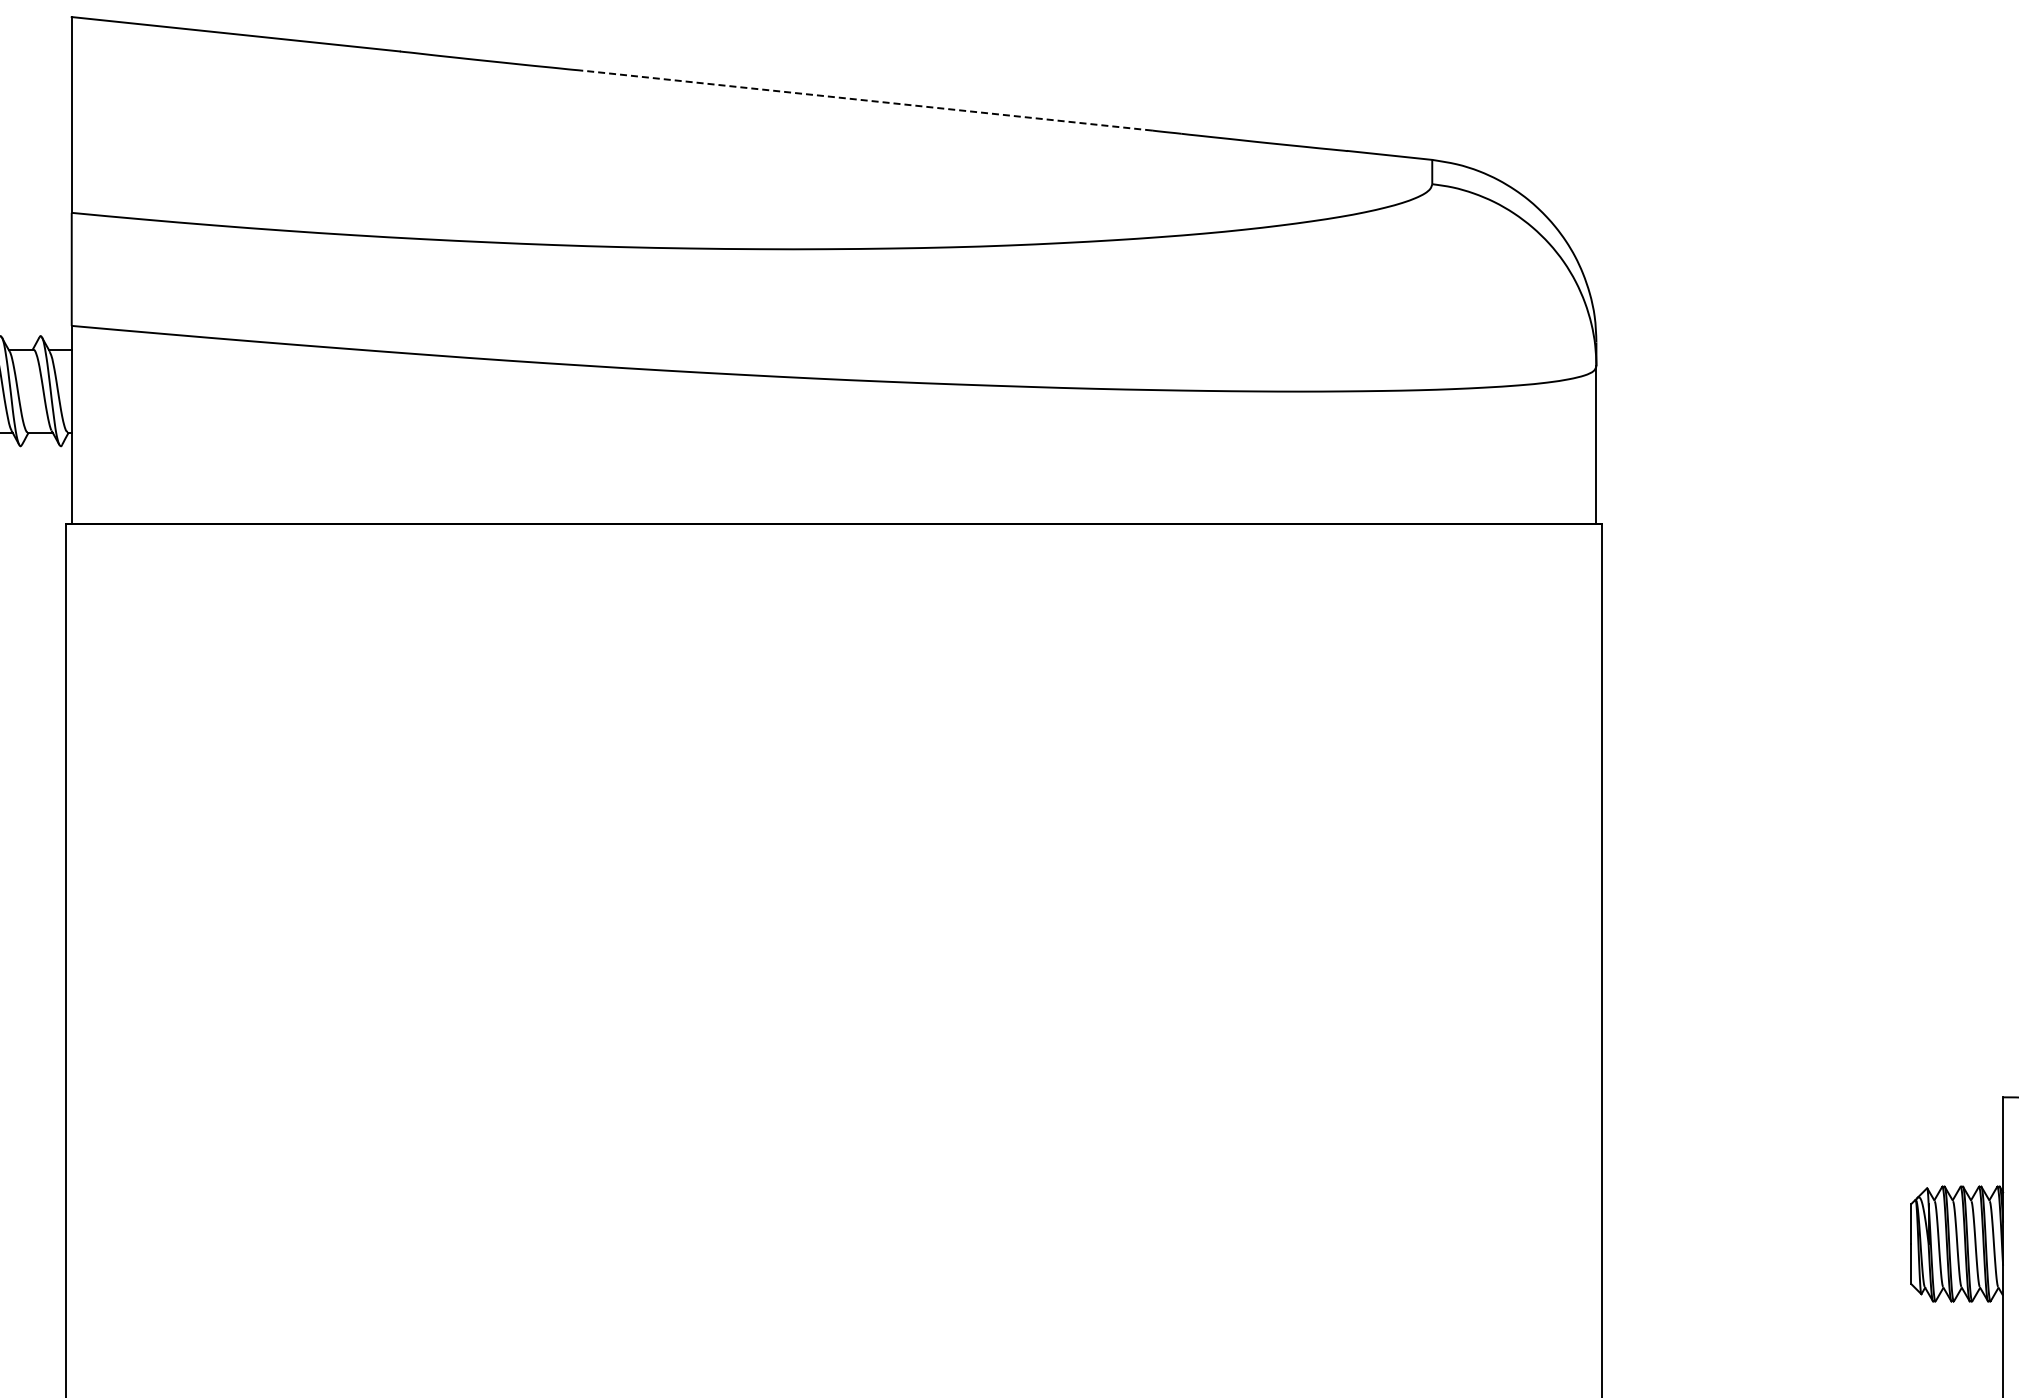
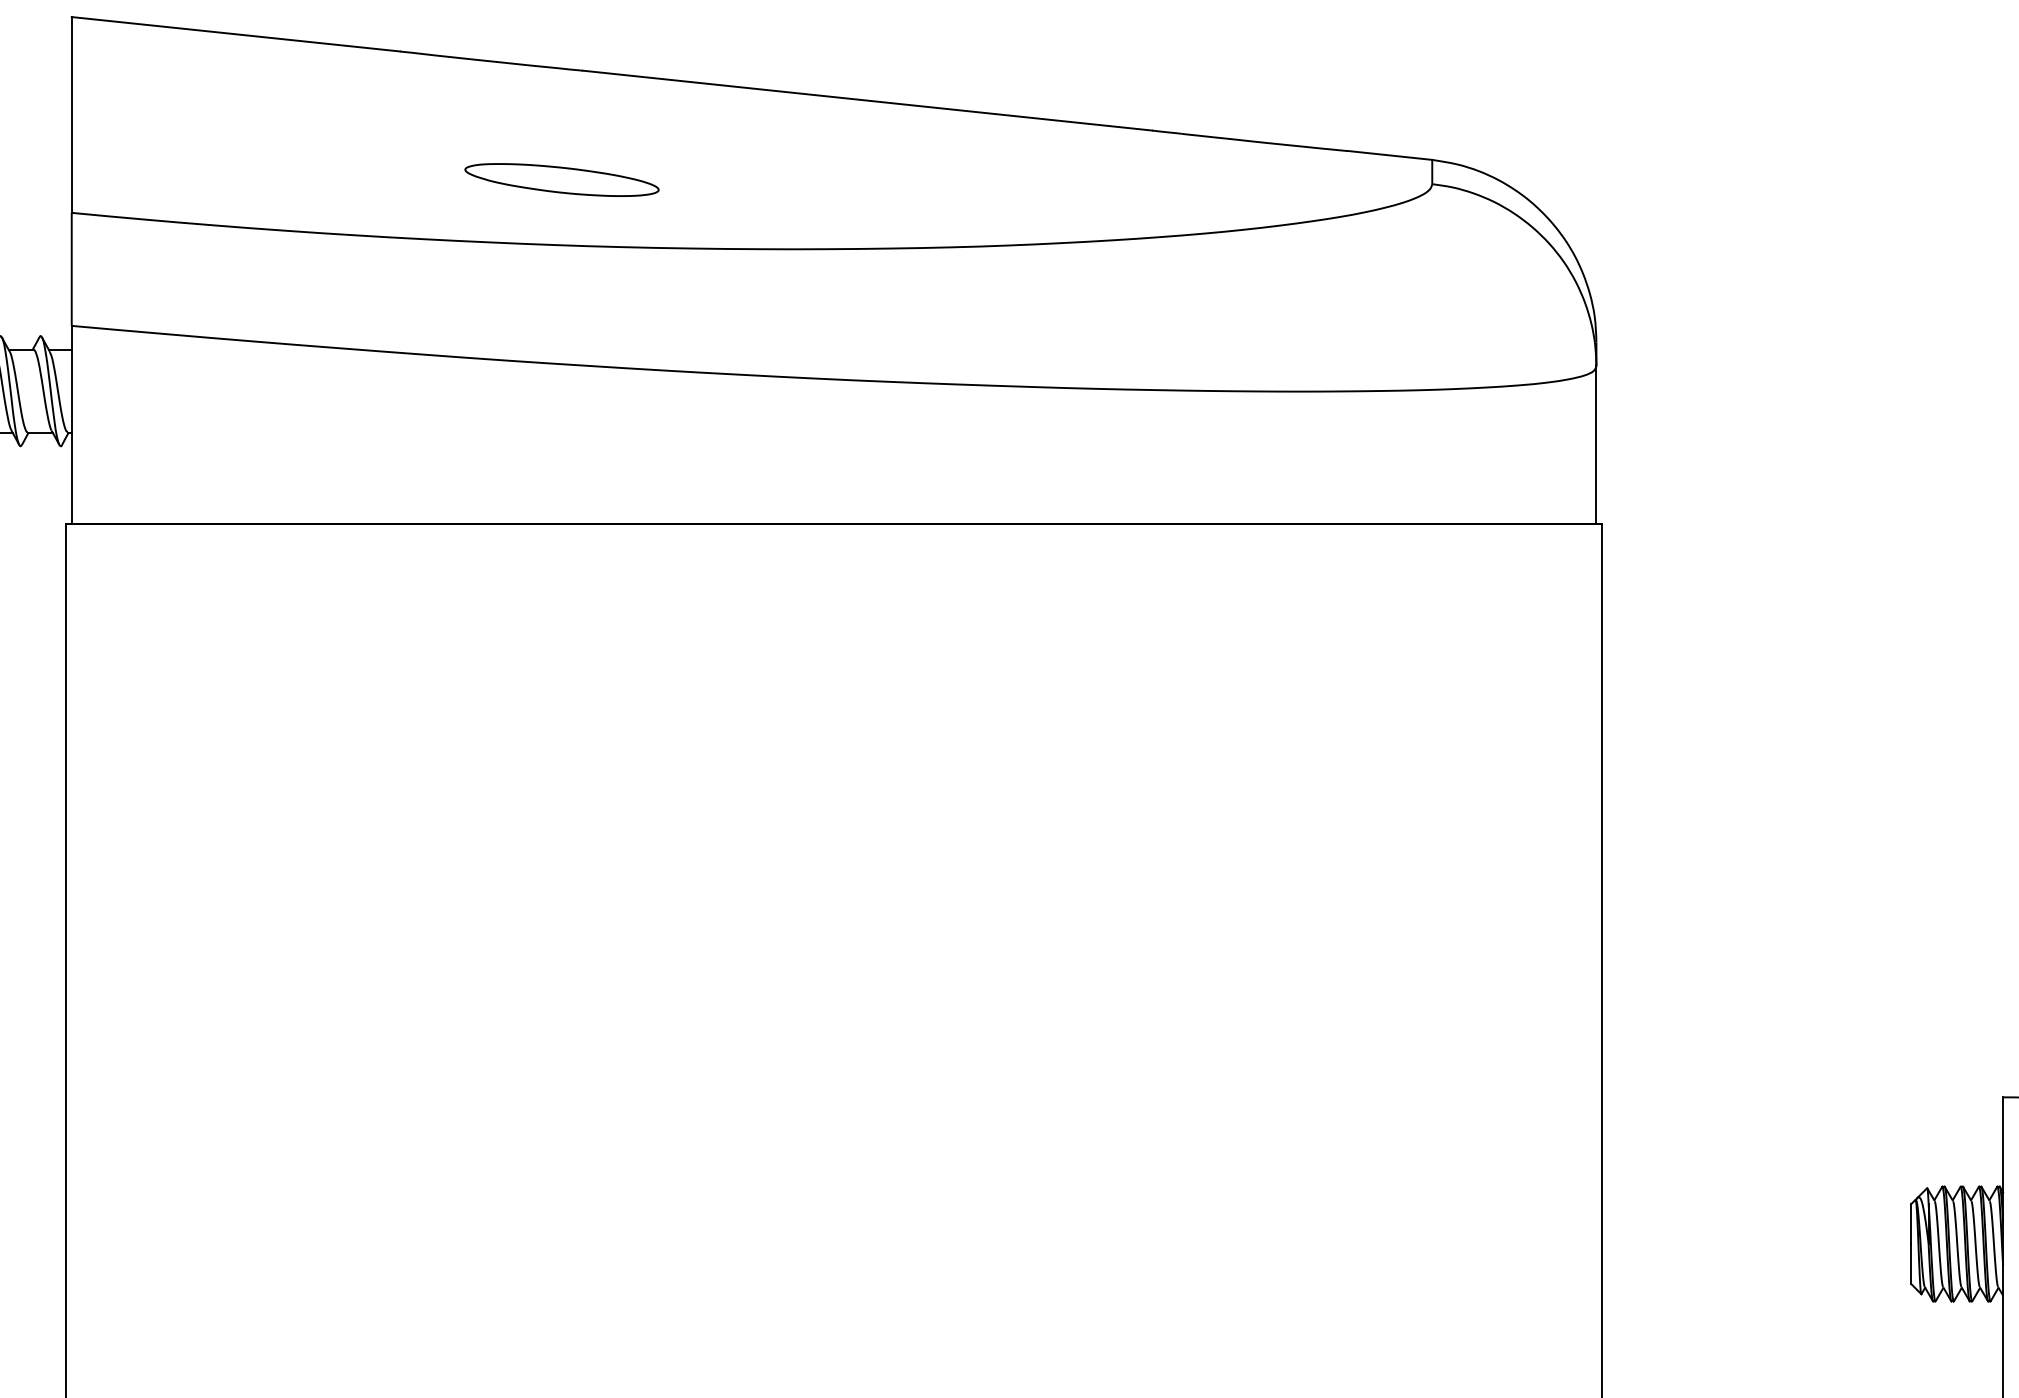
line: dashed -> solid (867, 100)
part: none -> present (561, 179)
